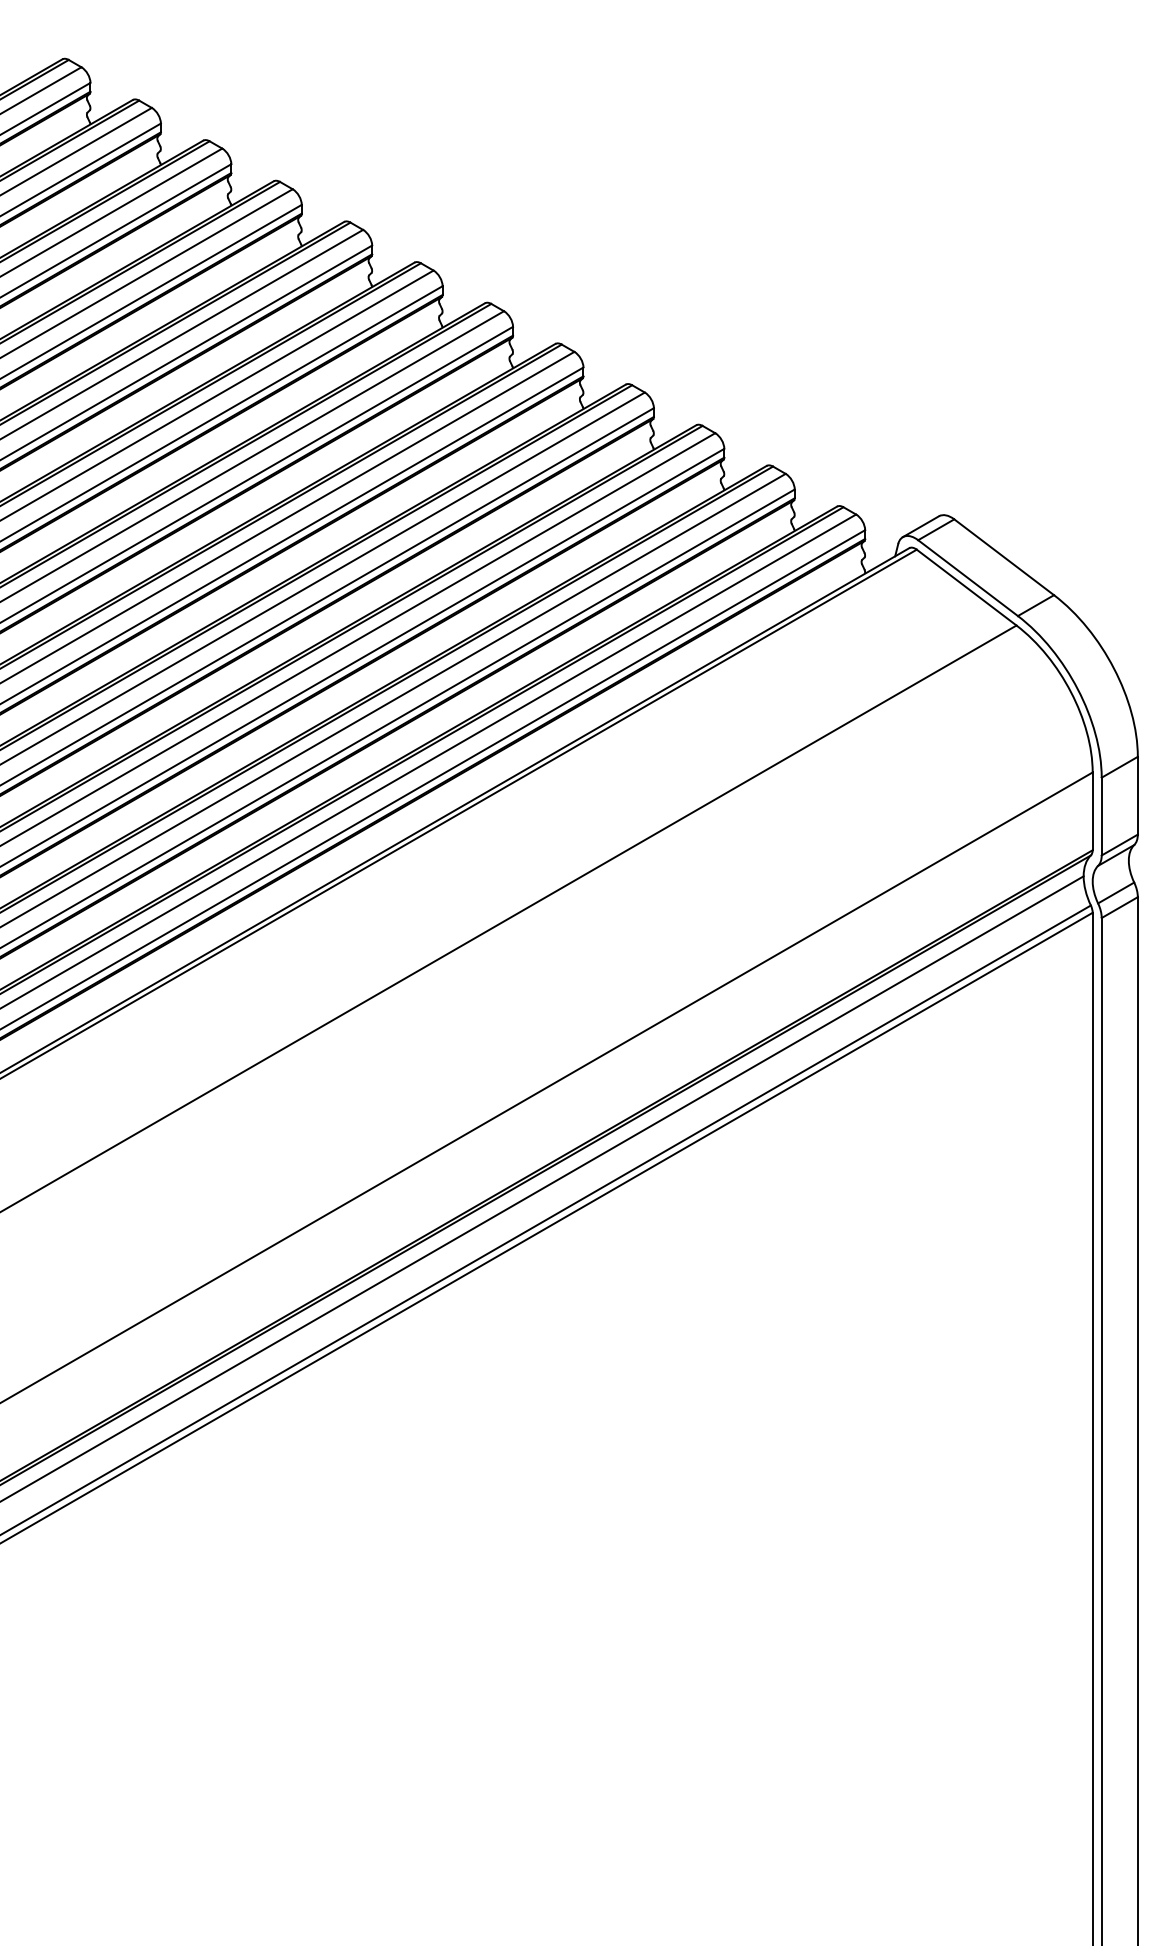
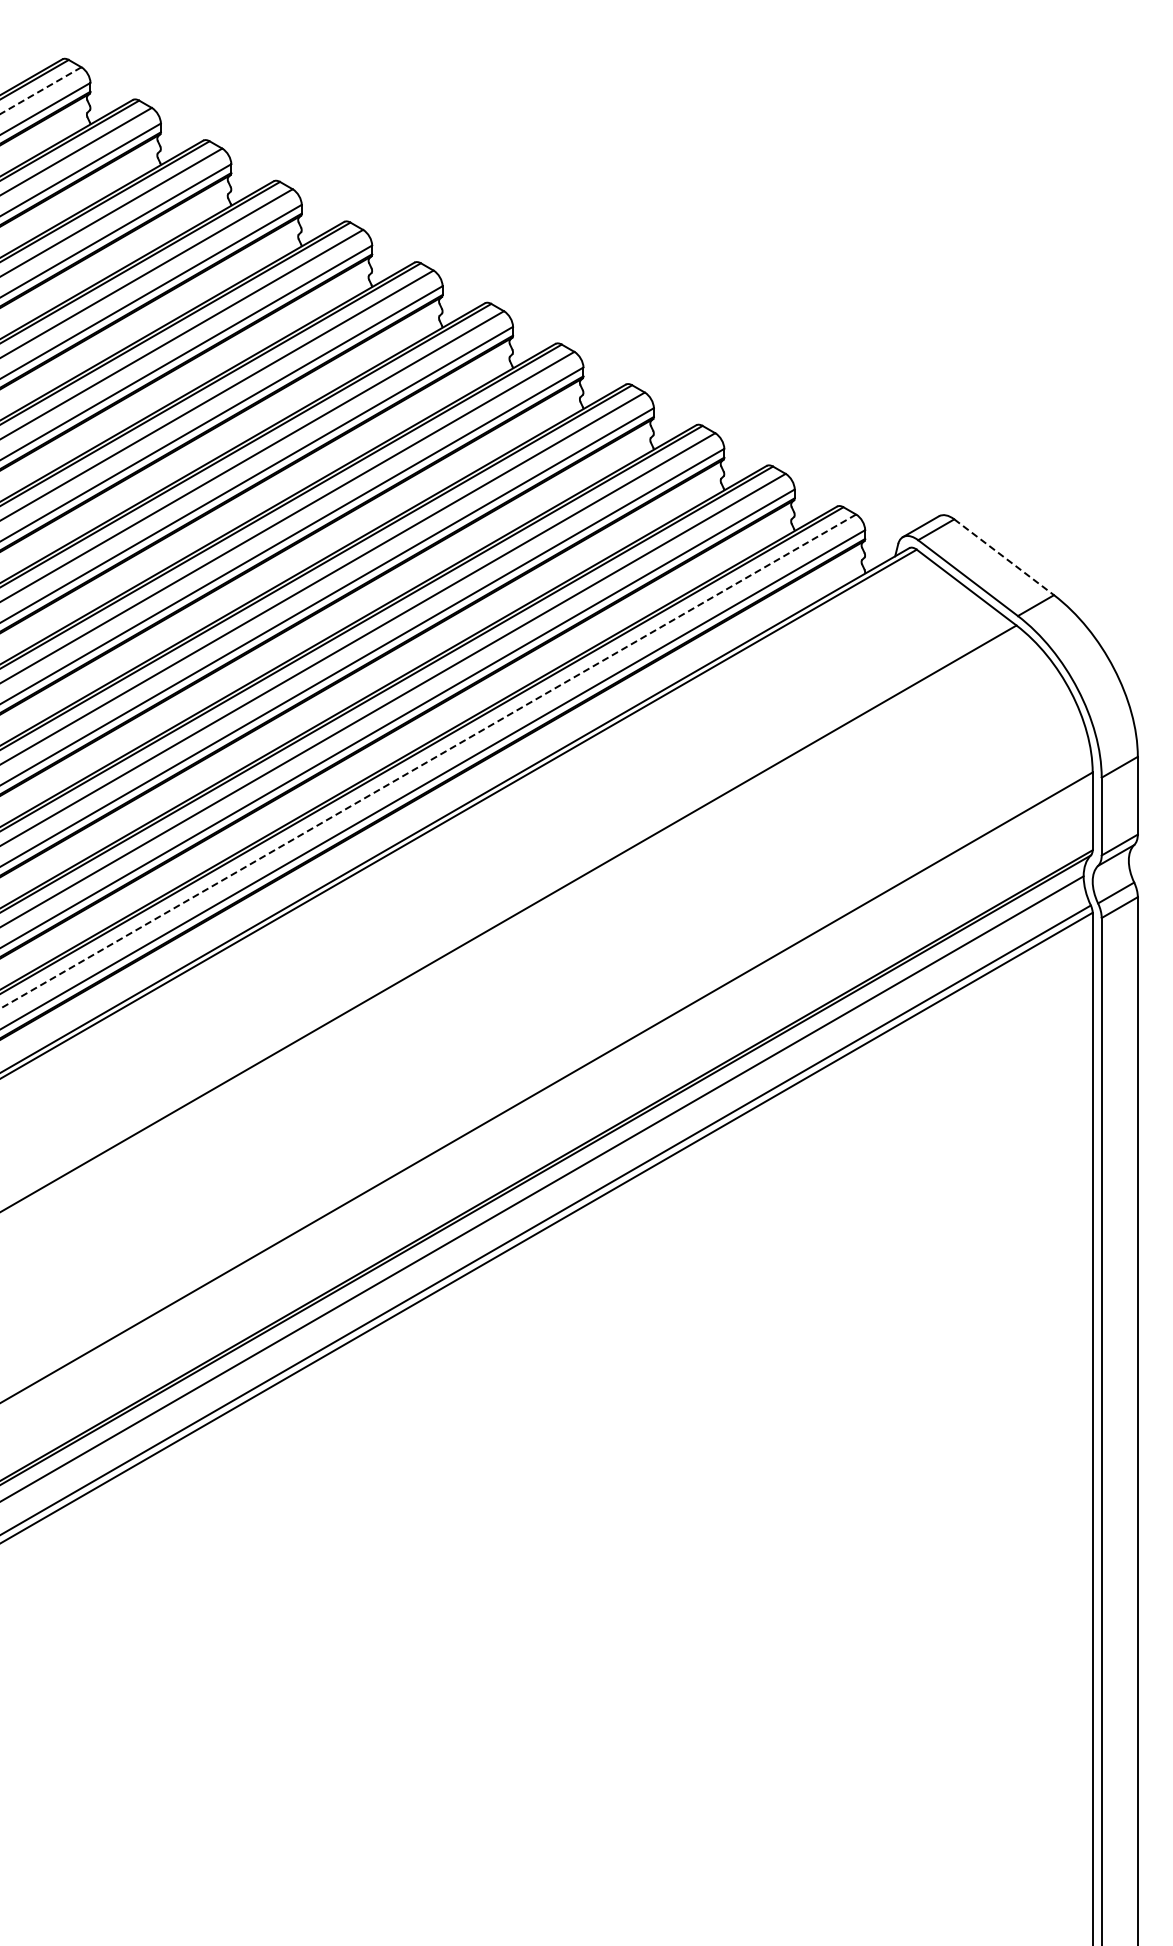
line: solid -> dashed (40, 90)
line: solid -> dashed (1004, 557)
line: solid -> dashed (428, 761)
